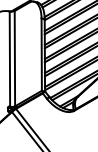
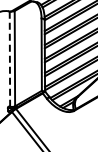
line: solid -> dashed (9, 59)
